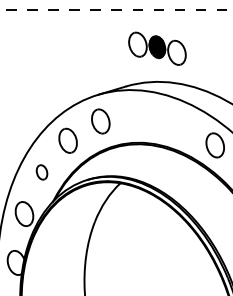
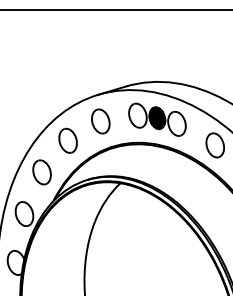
line: dashed -> solid (116, 9)
part position: (157, 48) -> (157, 119) (157, 119)
part size: 14x17 px -> 20x27 px (41, 172)
